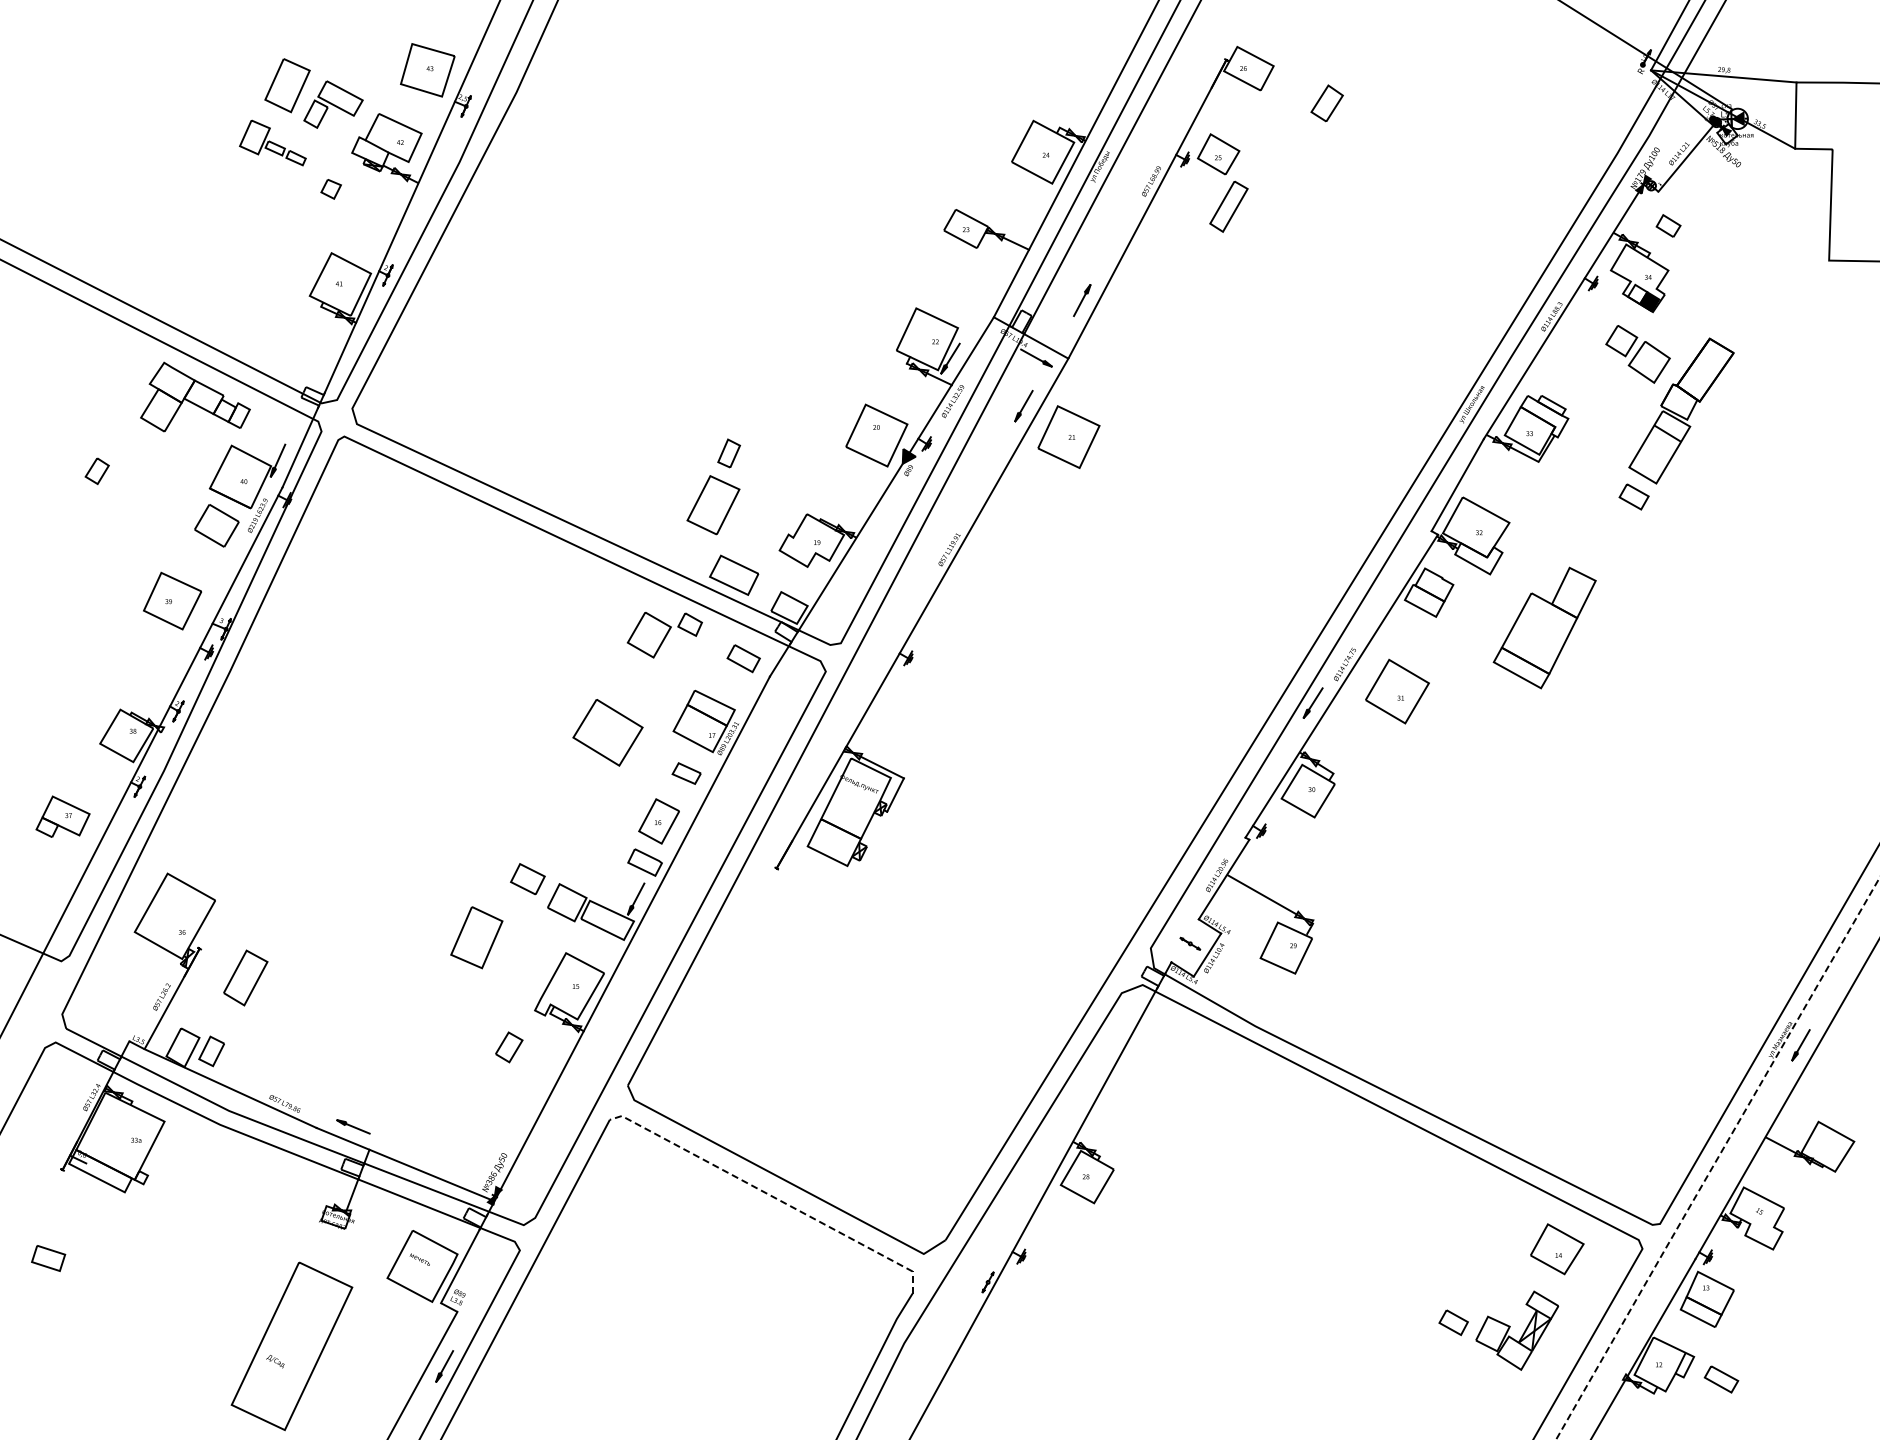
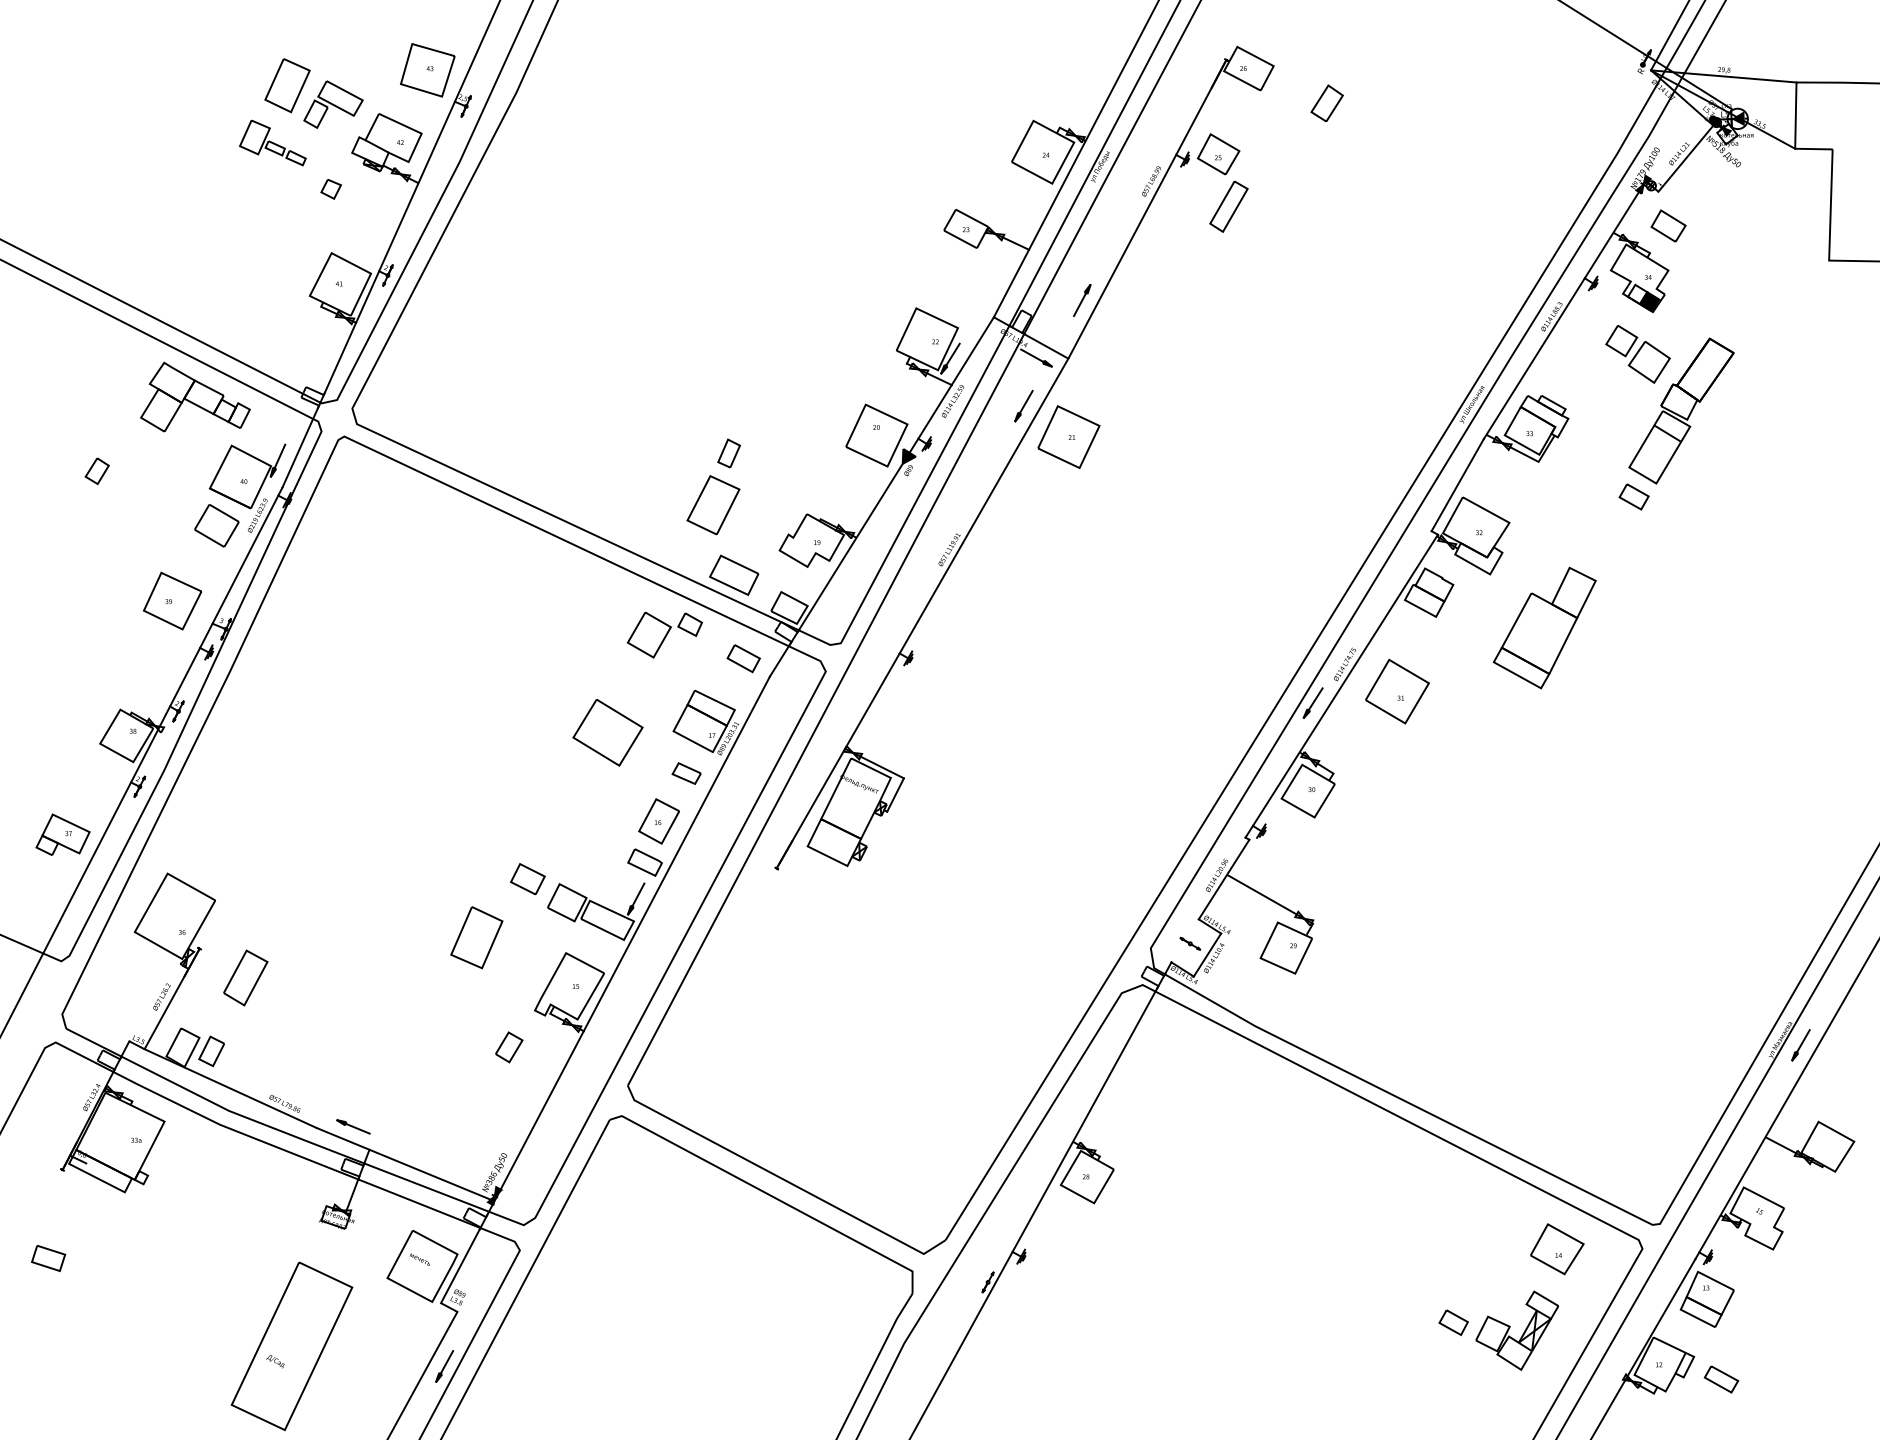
part size: 27x24 px -> 37x34 px (1668, 225)
part position: (62, 816) -> (62, 834) (62, 834)
line: dashed -> solid (1717, 1159)
line: dashed -> solid (771, 1196)
